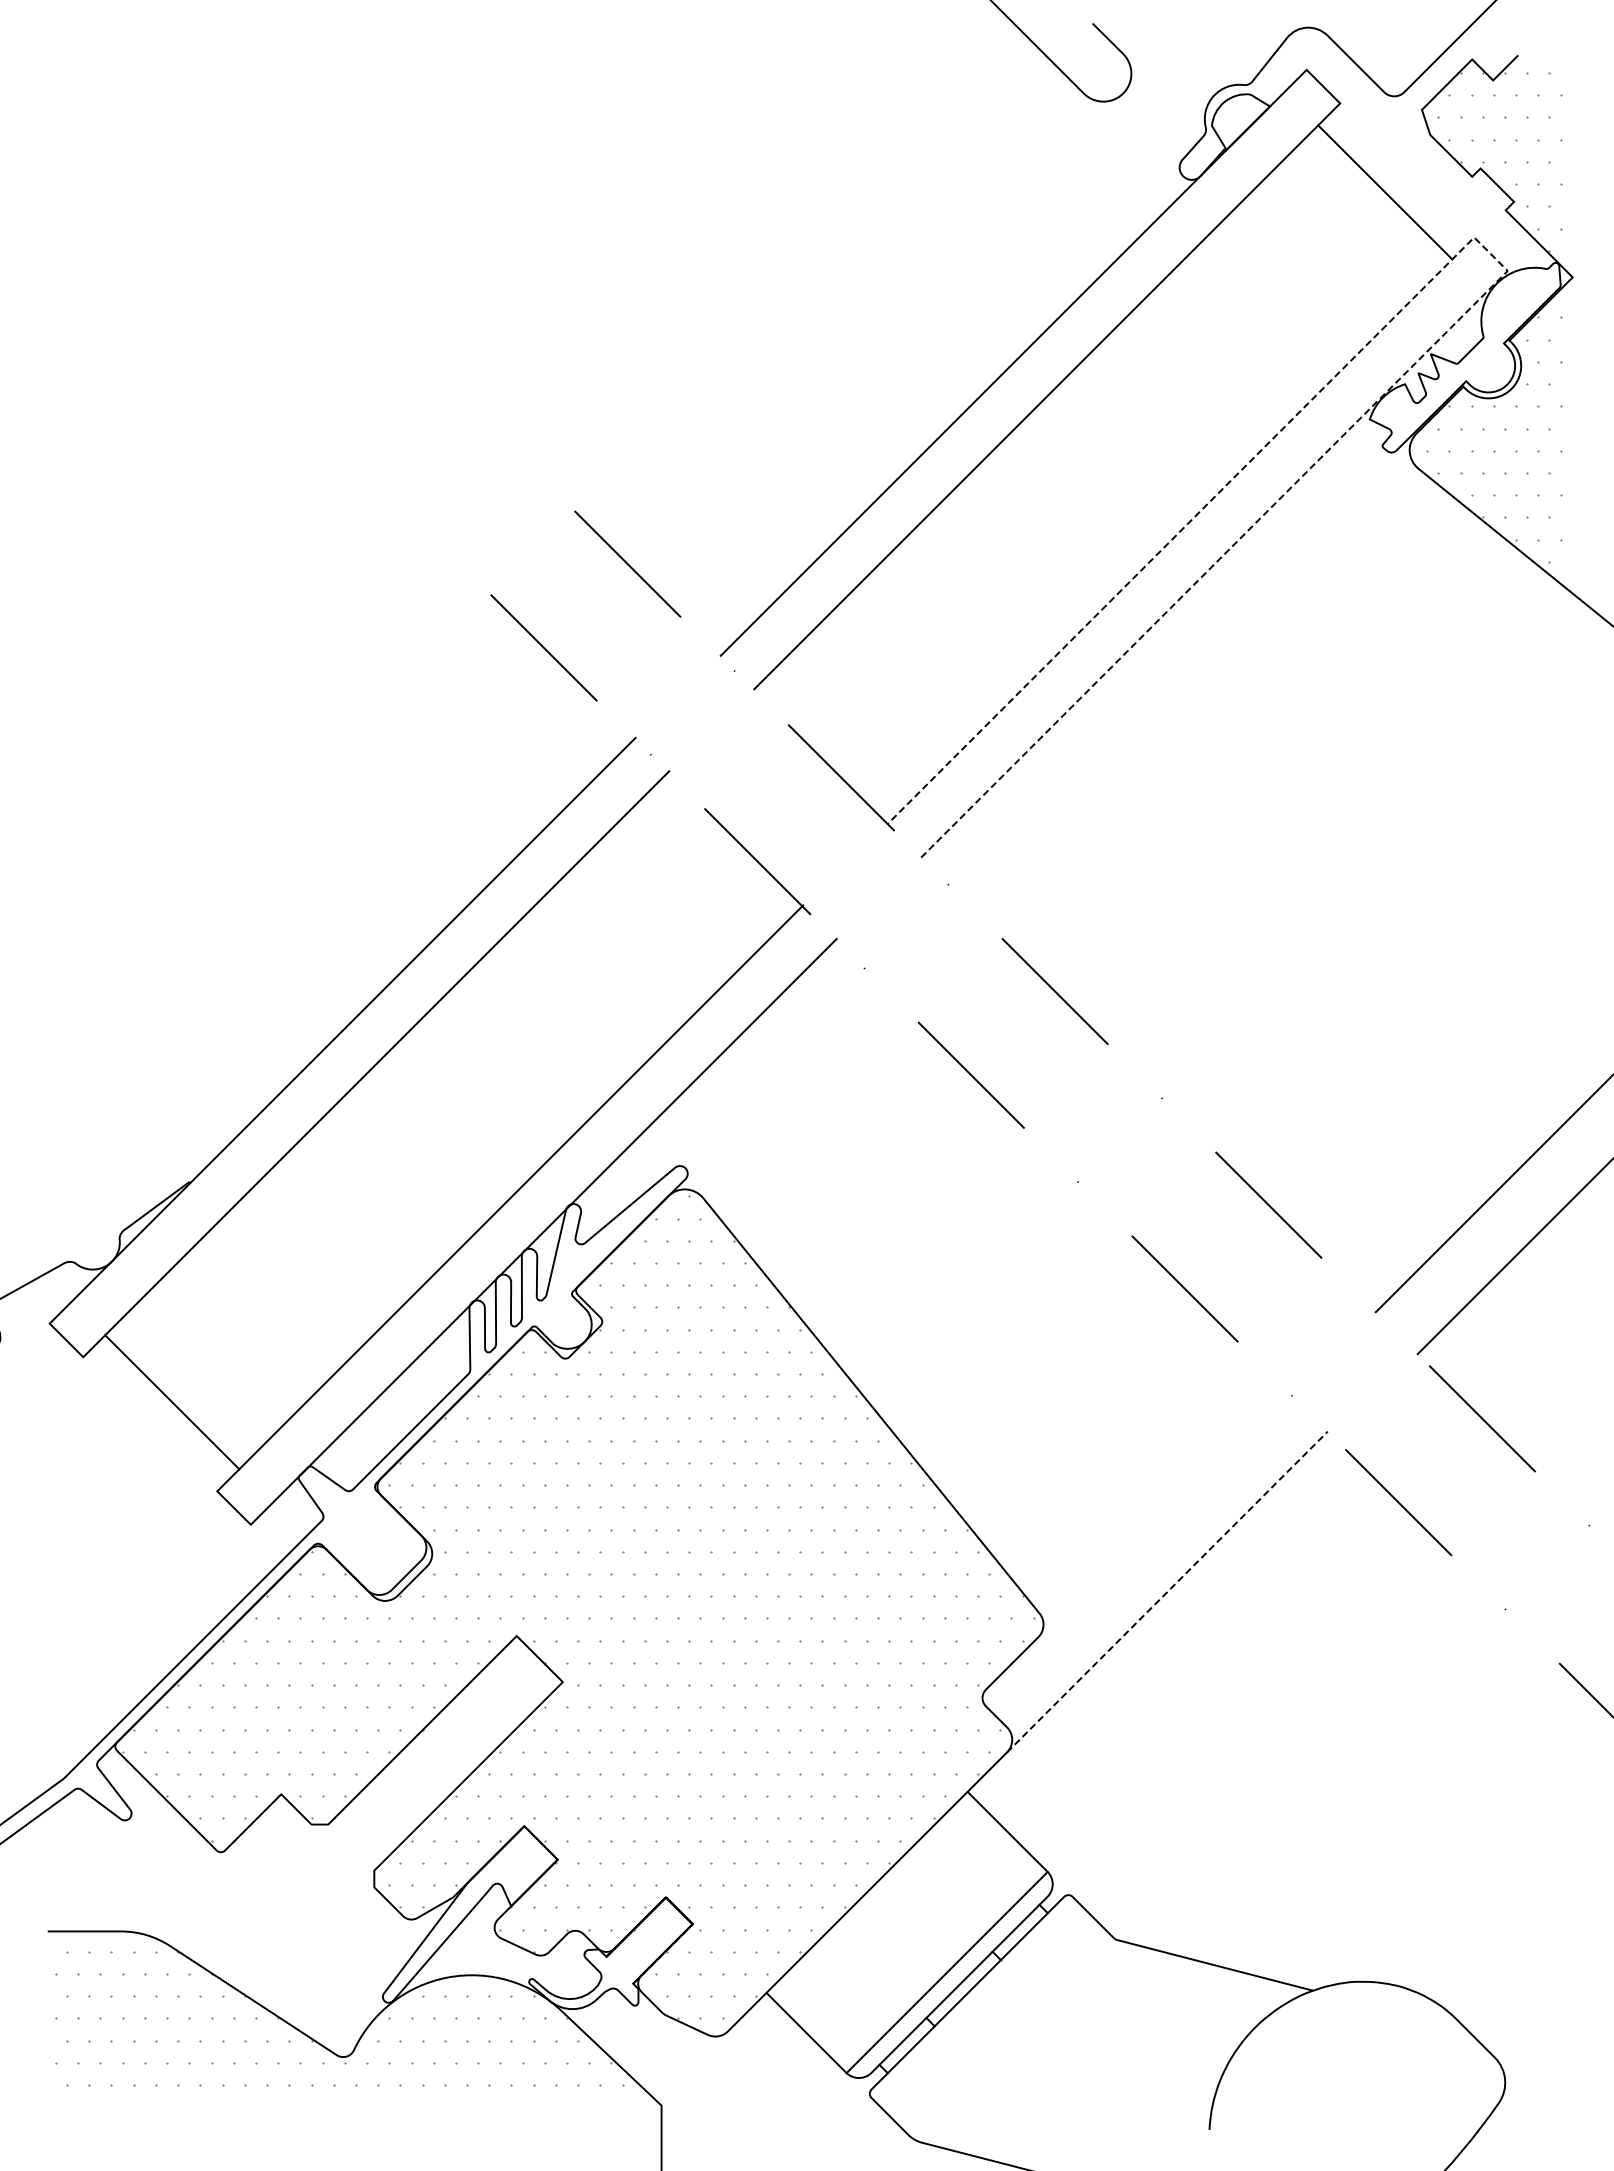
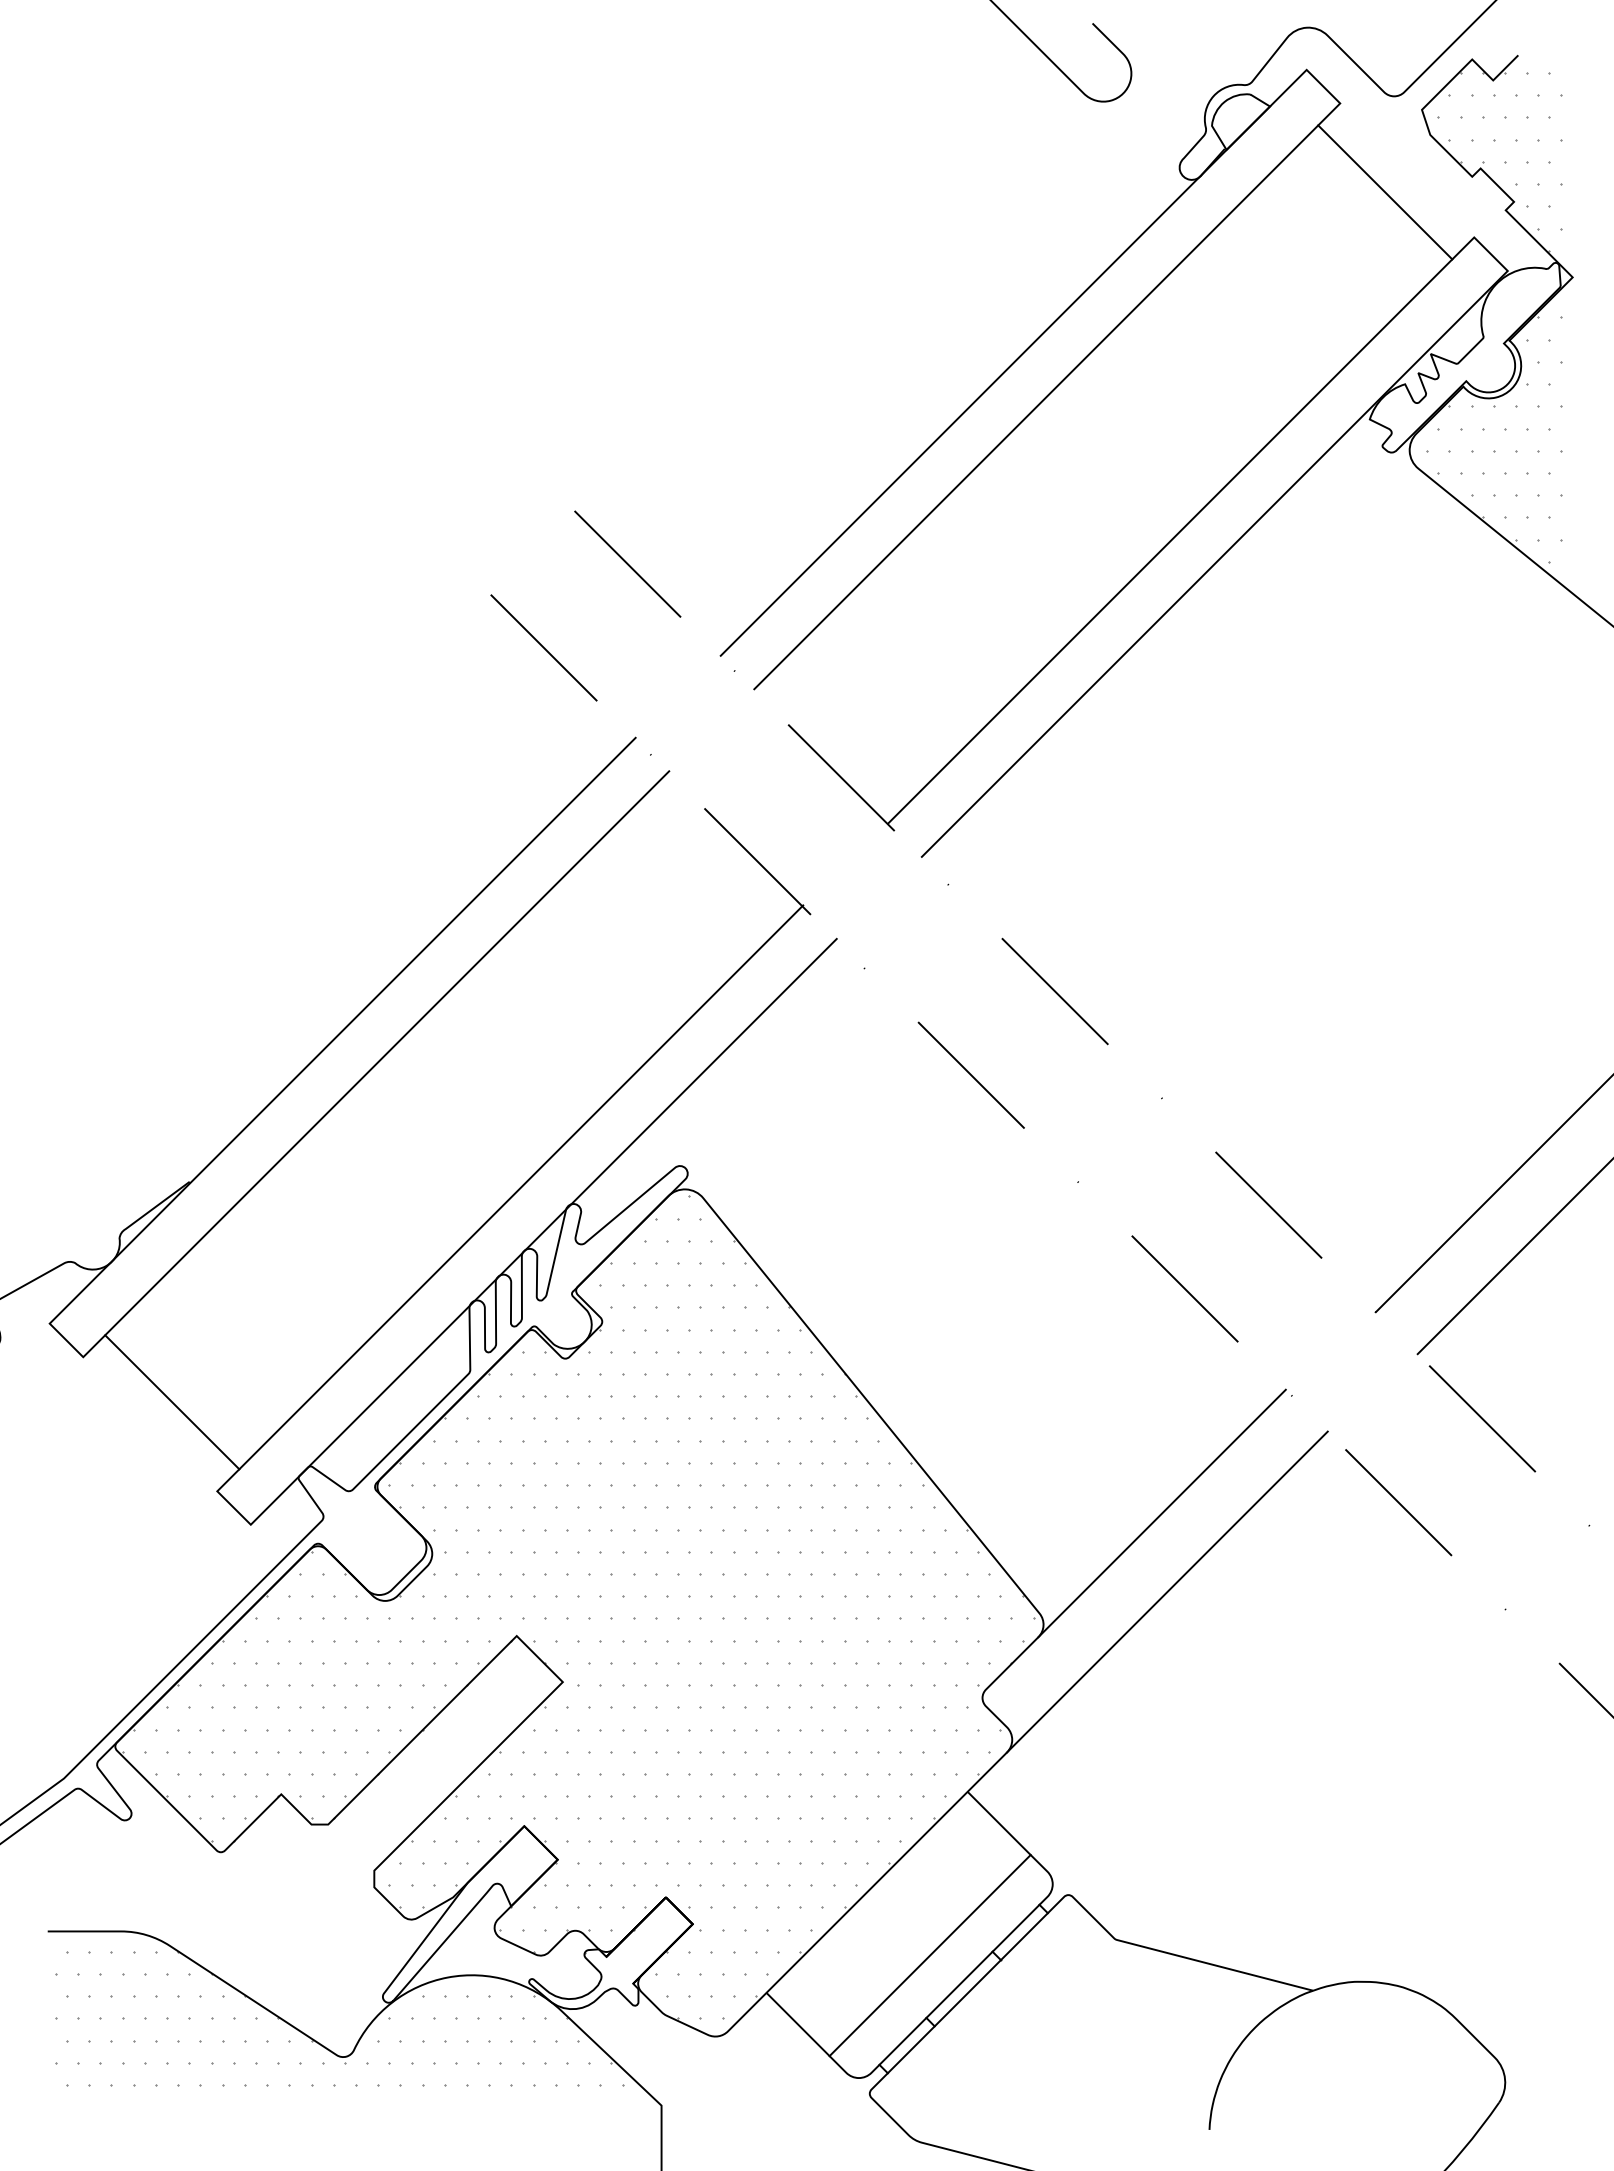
line: dashed -> solid (1491, 254)
line: none -> present (1161, 1513)
line: dashed -> solid (1167, 1592)
line position: (946, 1972) -> (929, 1955) (929, 1955)
